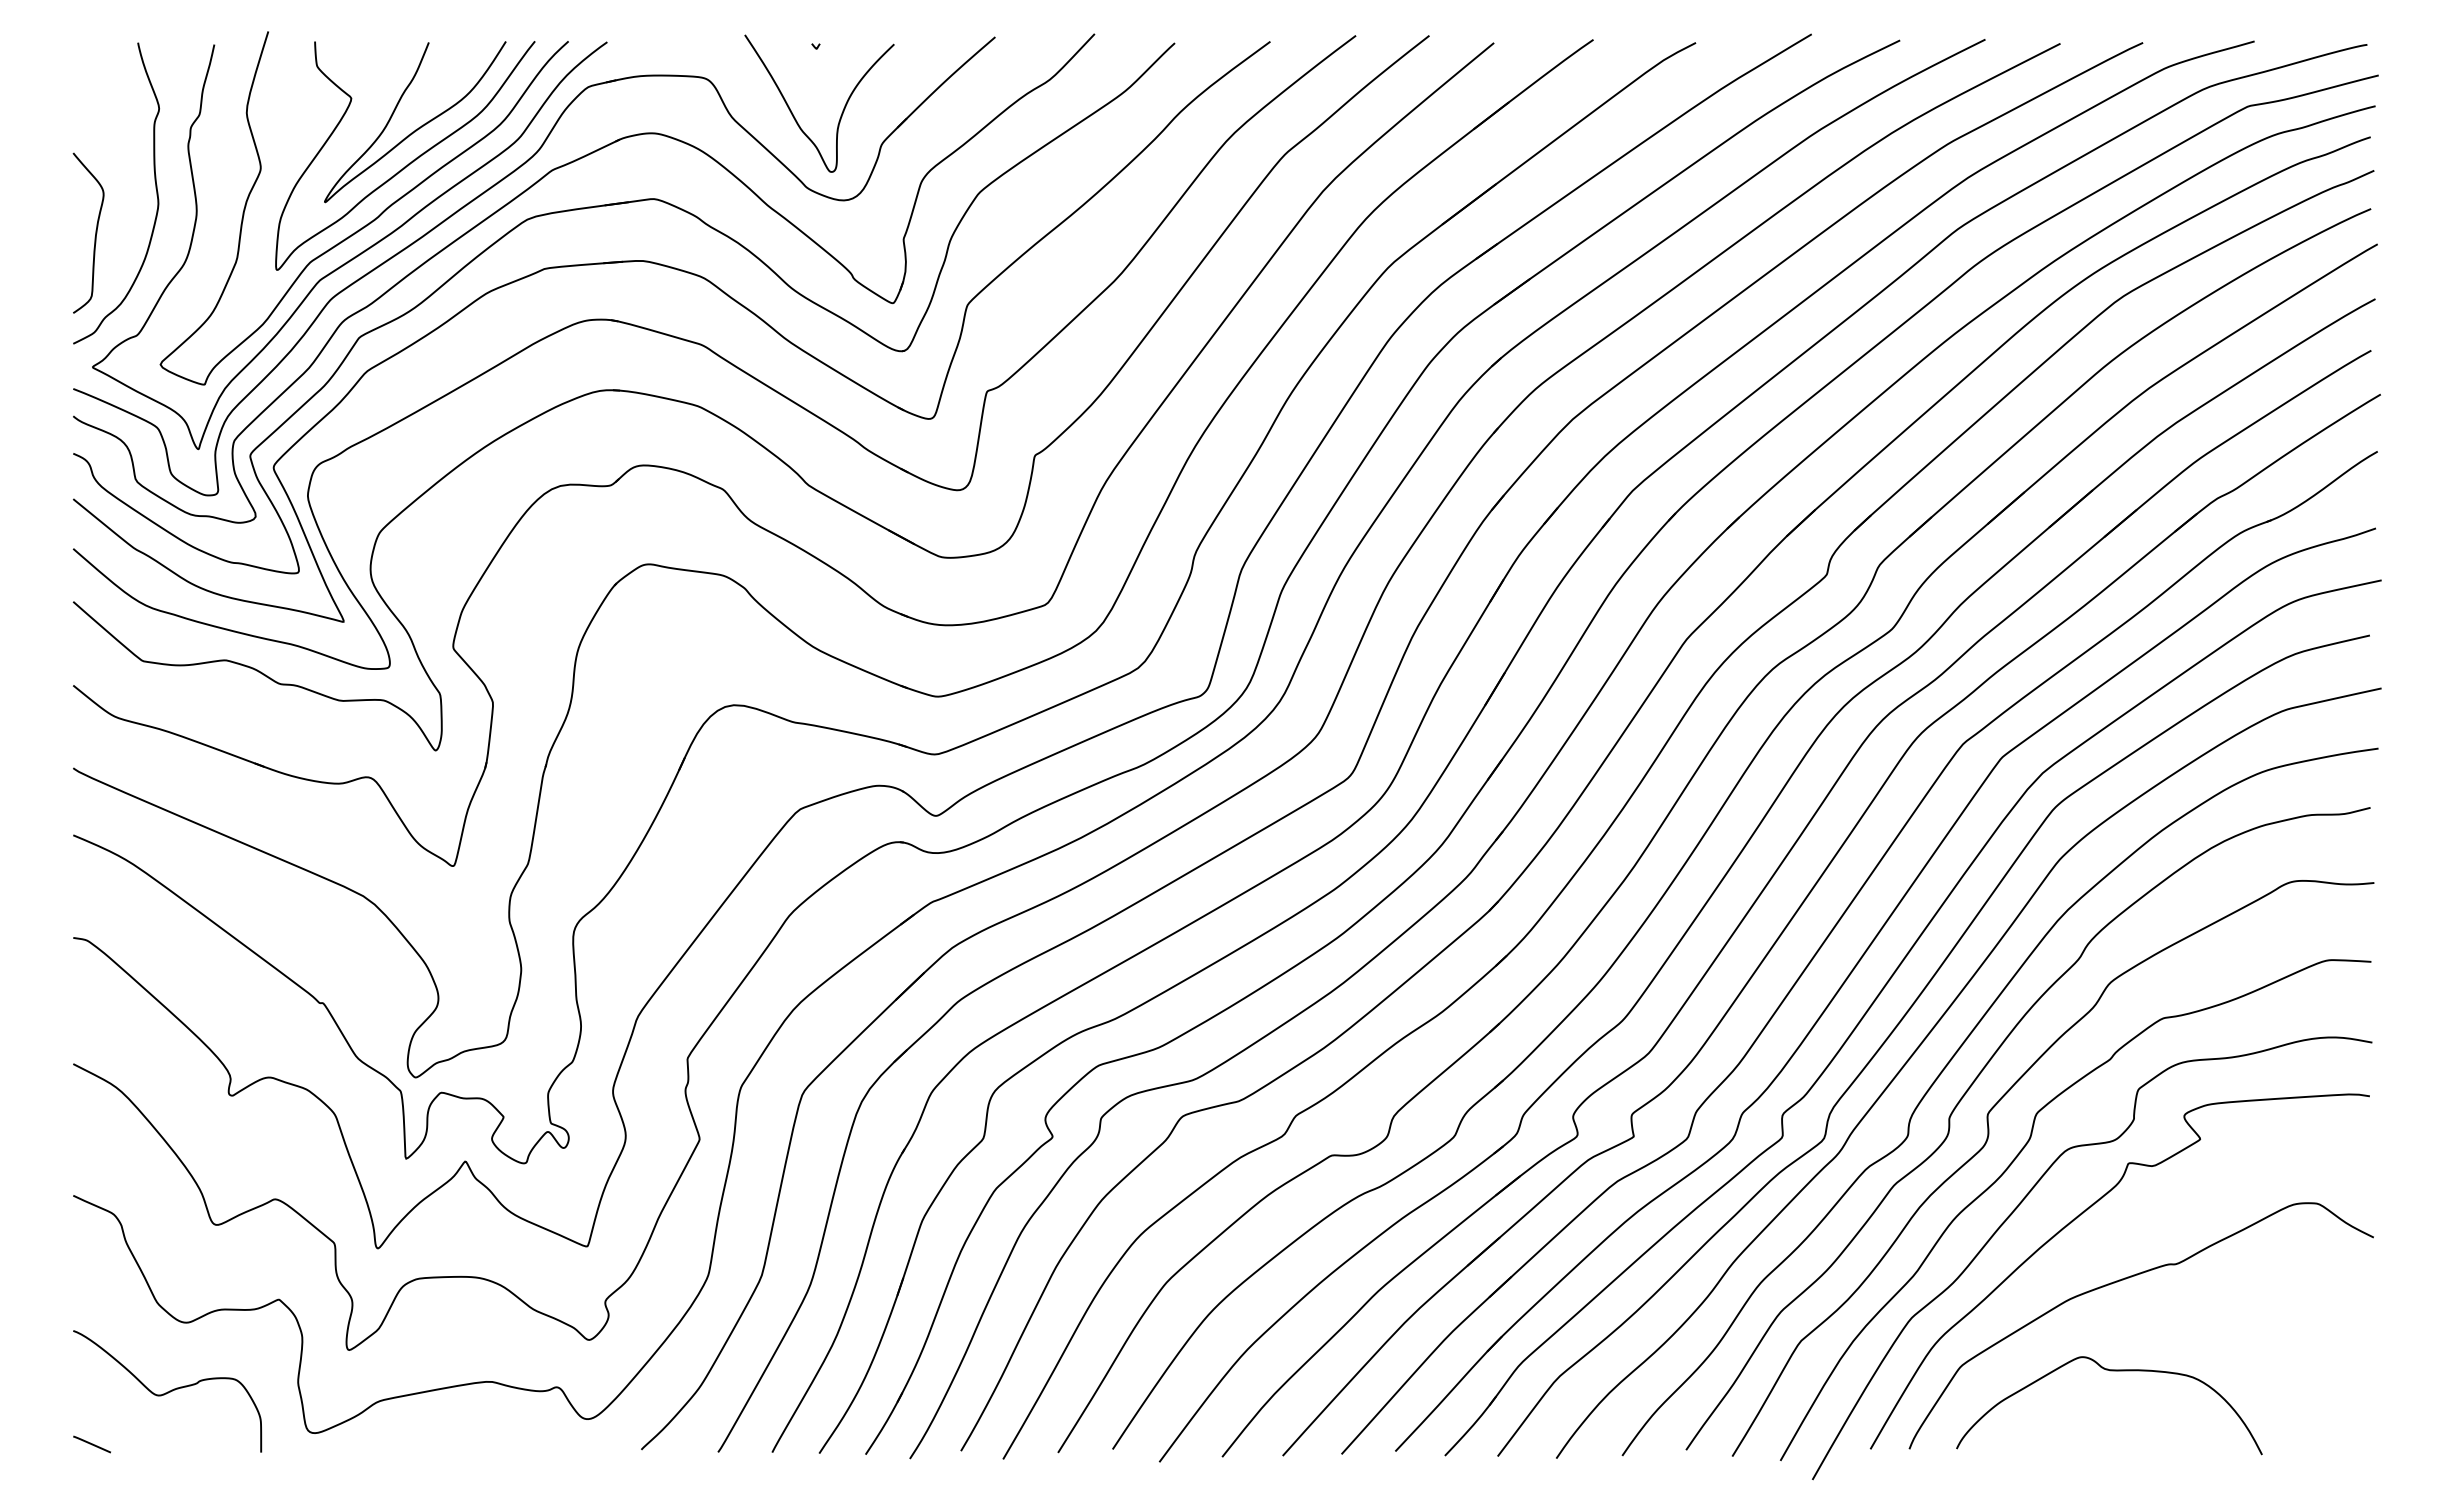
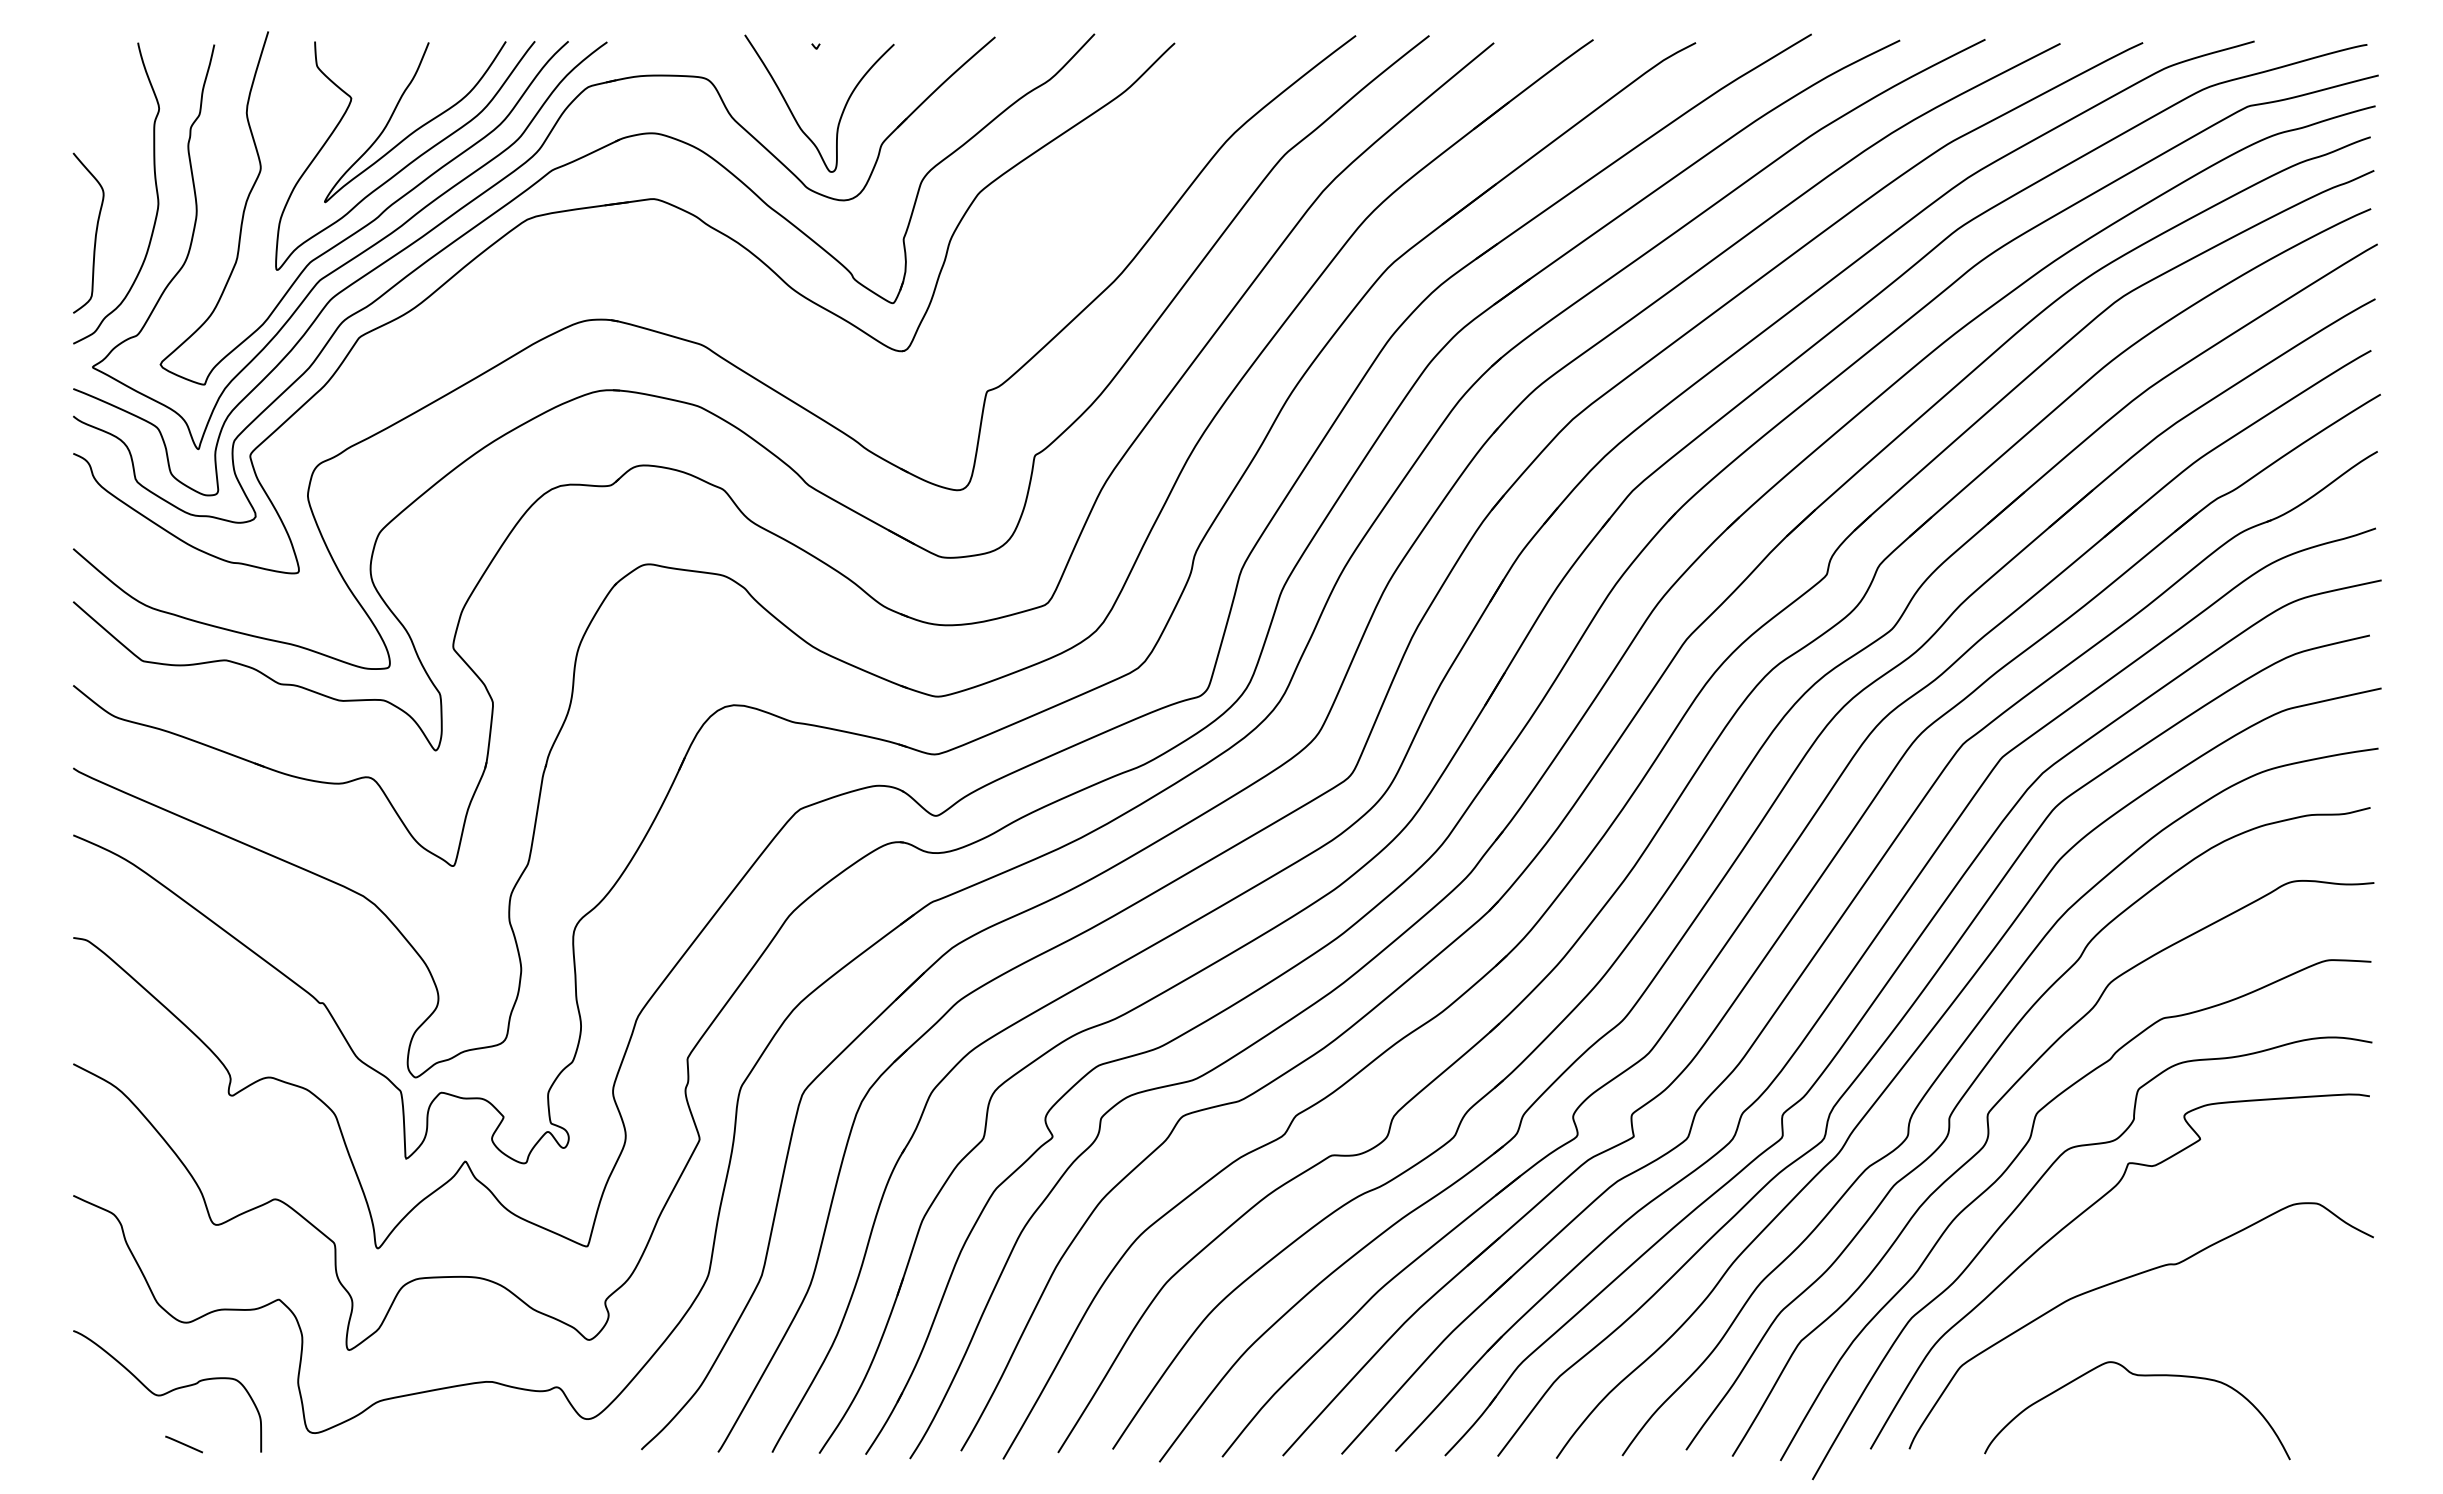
part: present -> none (690, 274)
curve position: (2110, 1371) -> (2138, 1376) (2138, 1376)
line position: (91, 1444) -> (183, 1444) (183, 1444)
